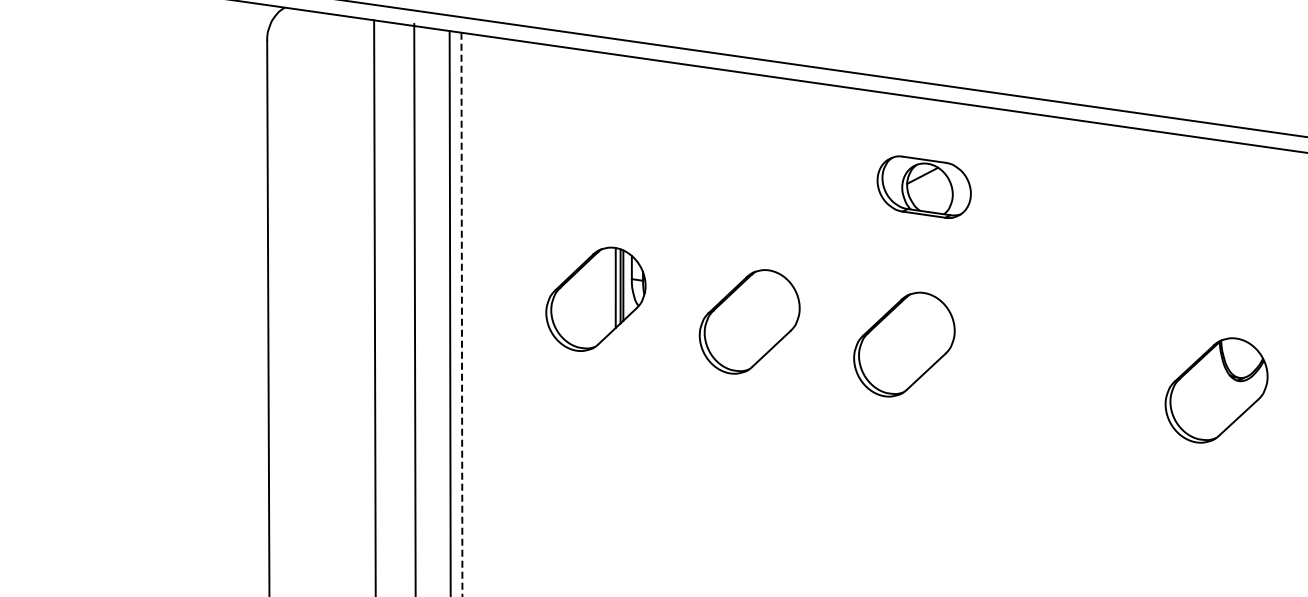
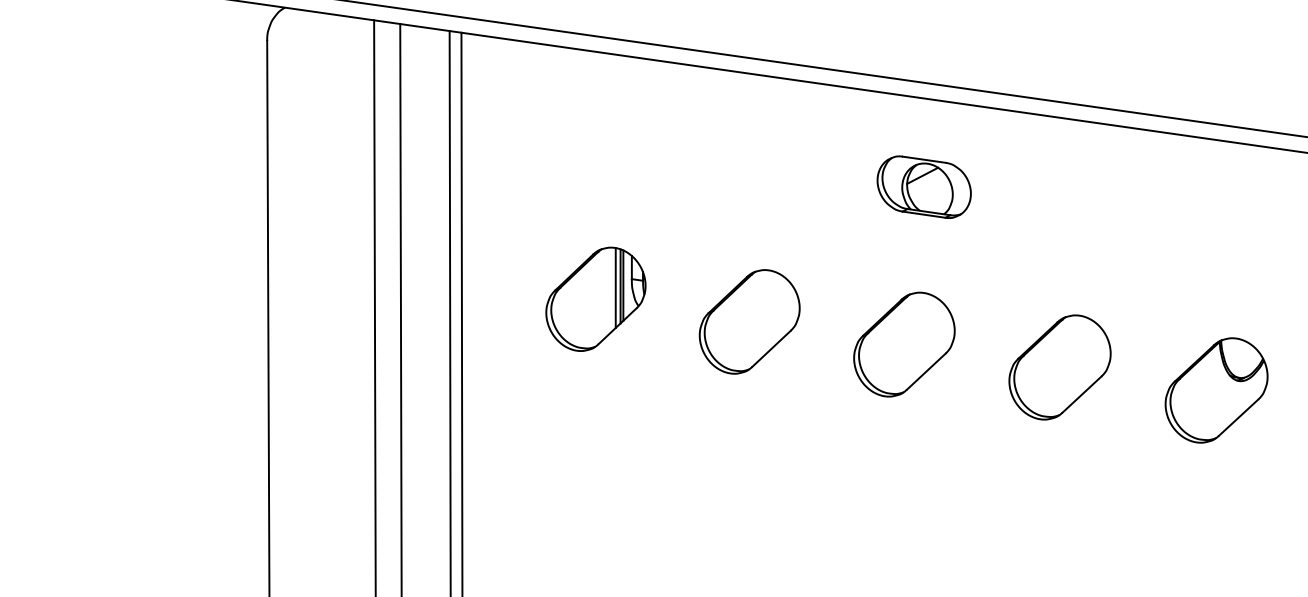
line position: (414, 308) -> (400, 308) (400, 308)
line: dashed -> solid (461, 314)
part: none -> present (1059, 367)
